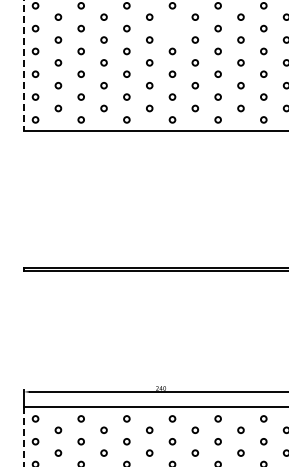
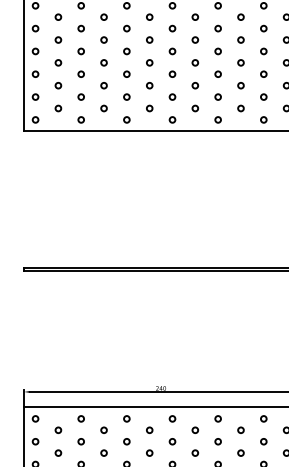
circle: none -> present (172, 28)
line: dashed -> solid (24, 66)
line: dashed -> solid (24, 437)
